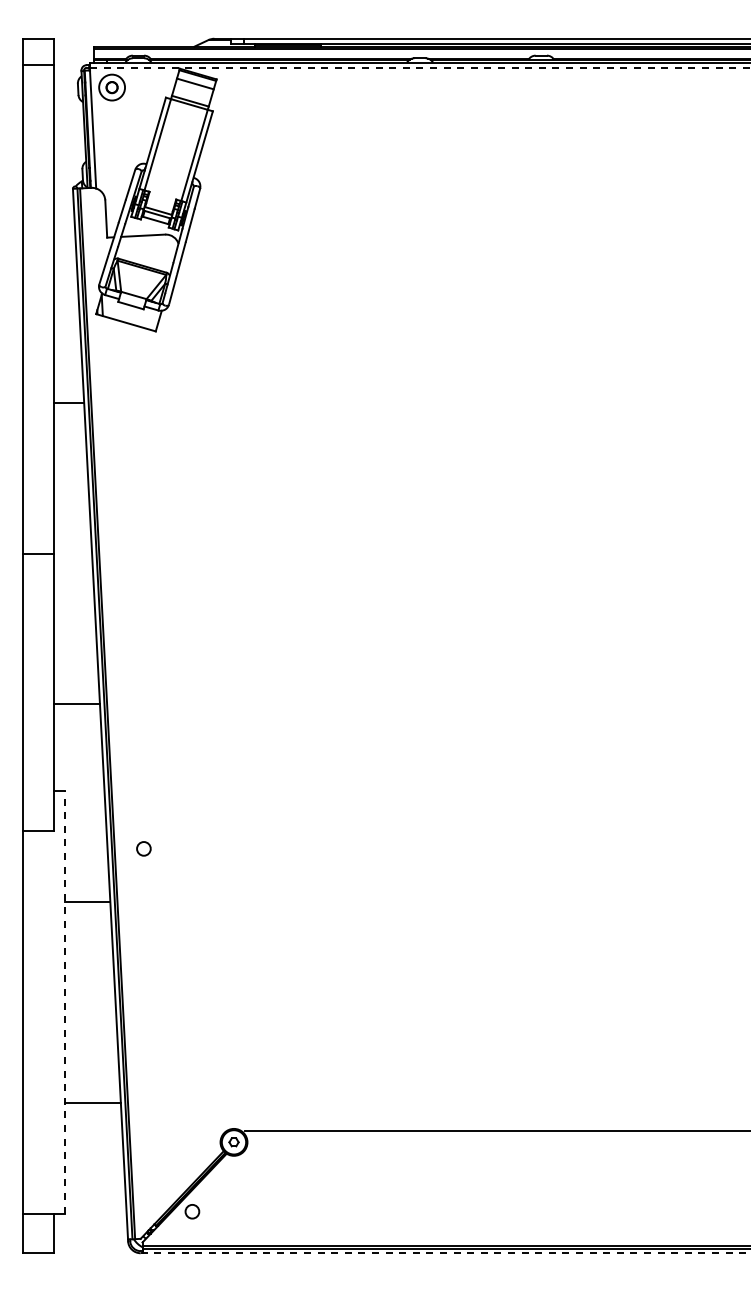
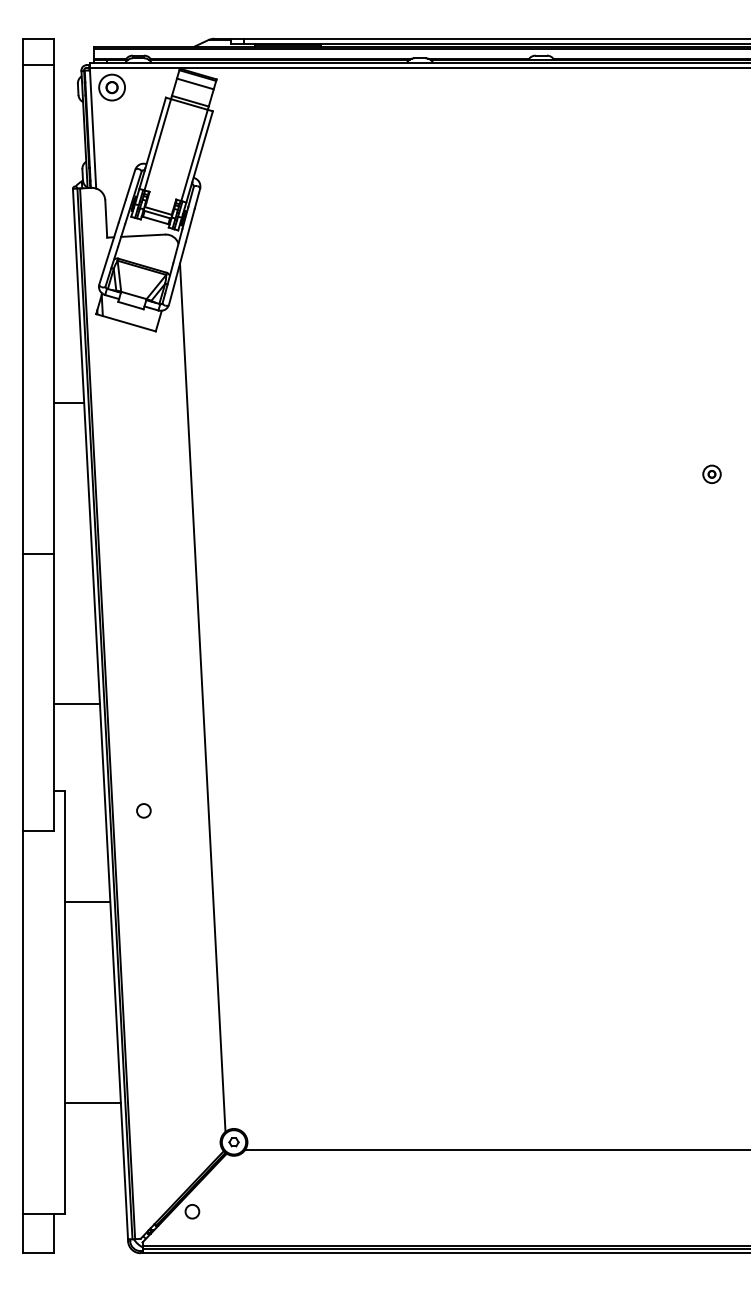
line: dashed -> solid (420, 67)
part: none -> present (711, 473)
line: none -> present (202, 697)
circle position: (143, 848) -> (143, 810) (143, 810)
line: dashed -> solid (64, 1001)
line position: (495, 1131) -> (495, 1150) (495, 1150)
line: dashed -> solid (445, 1253)
